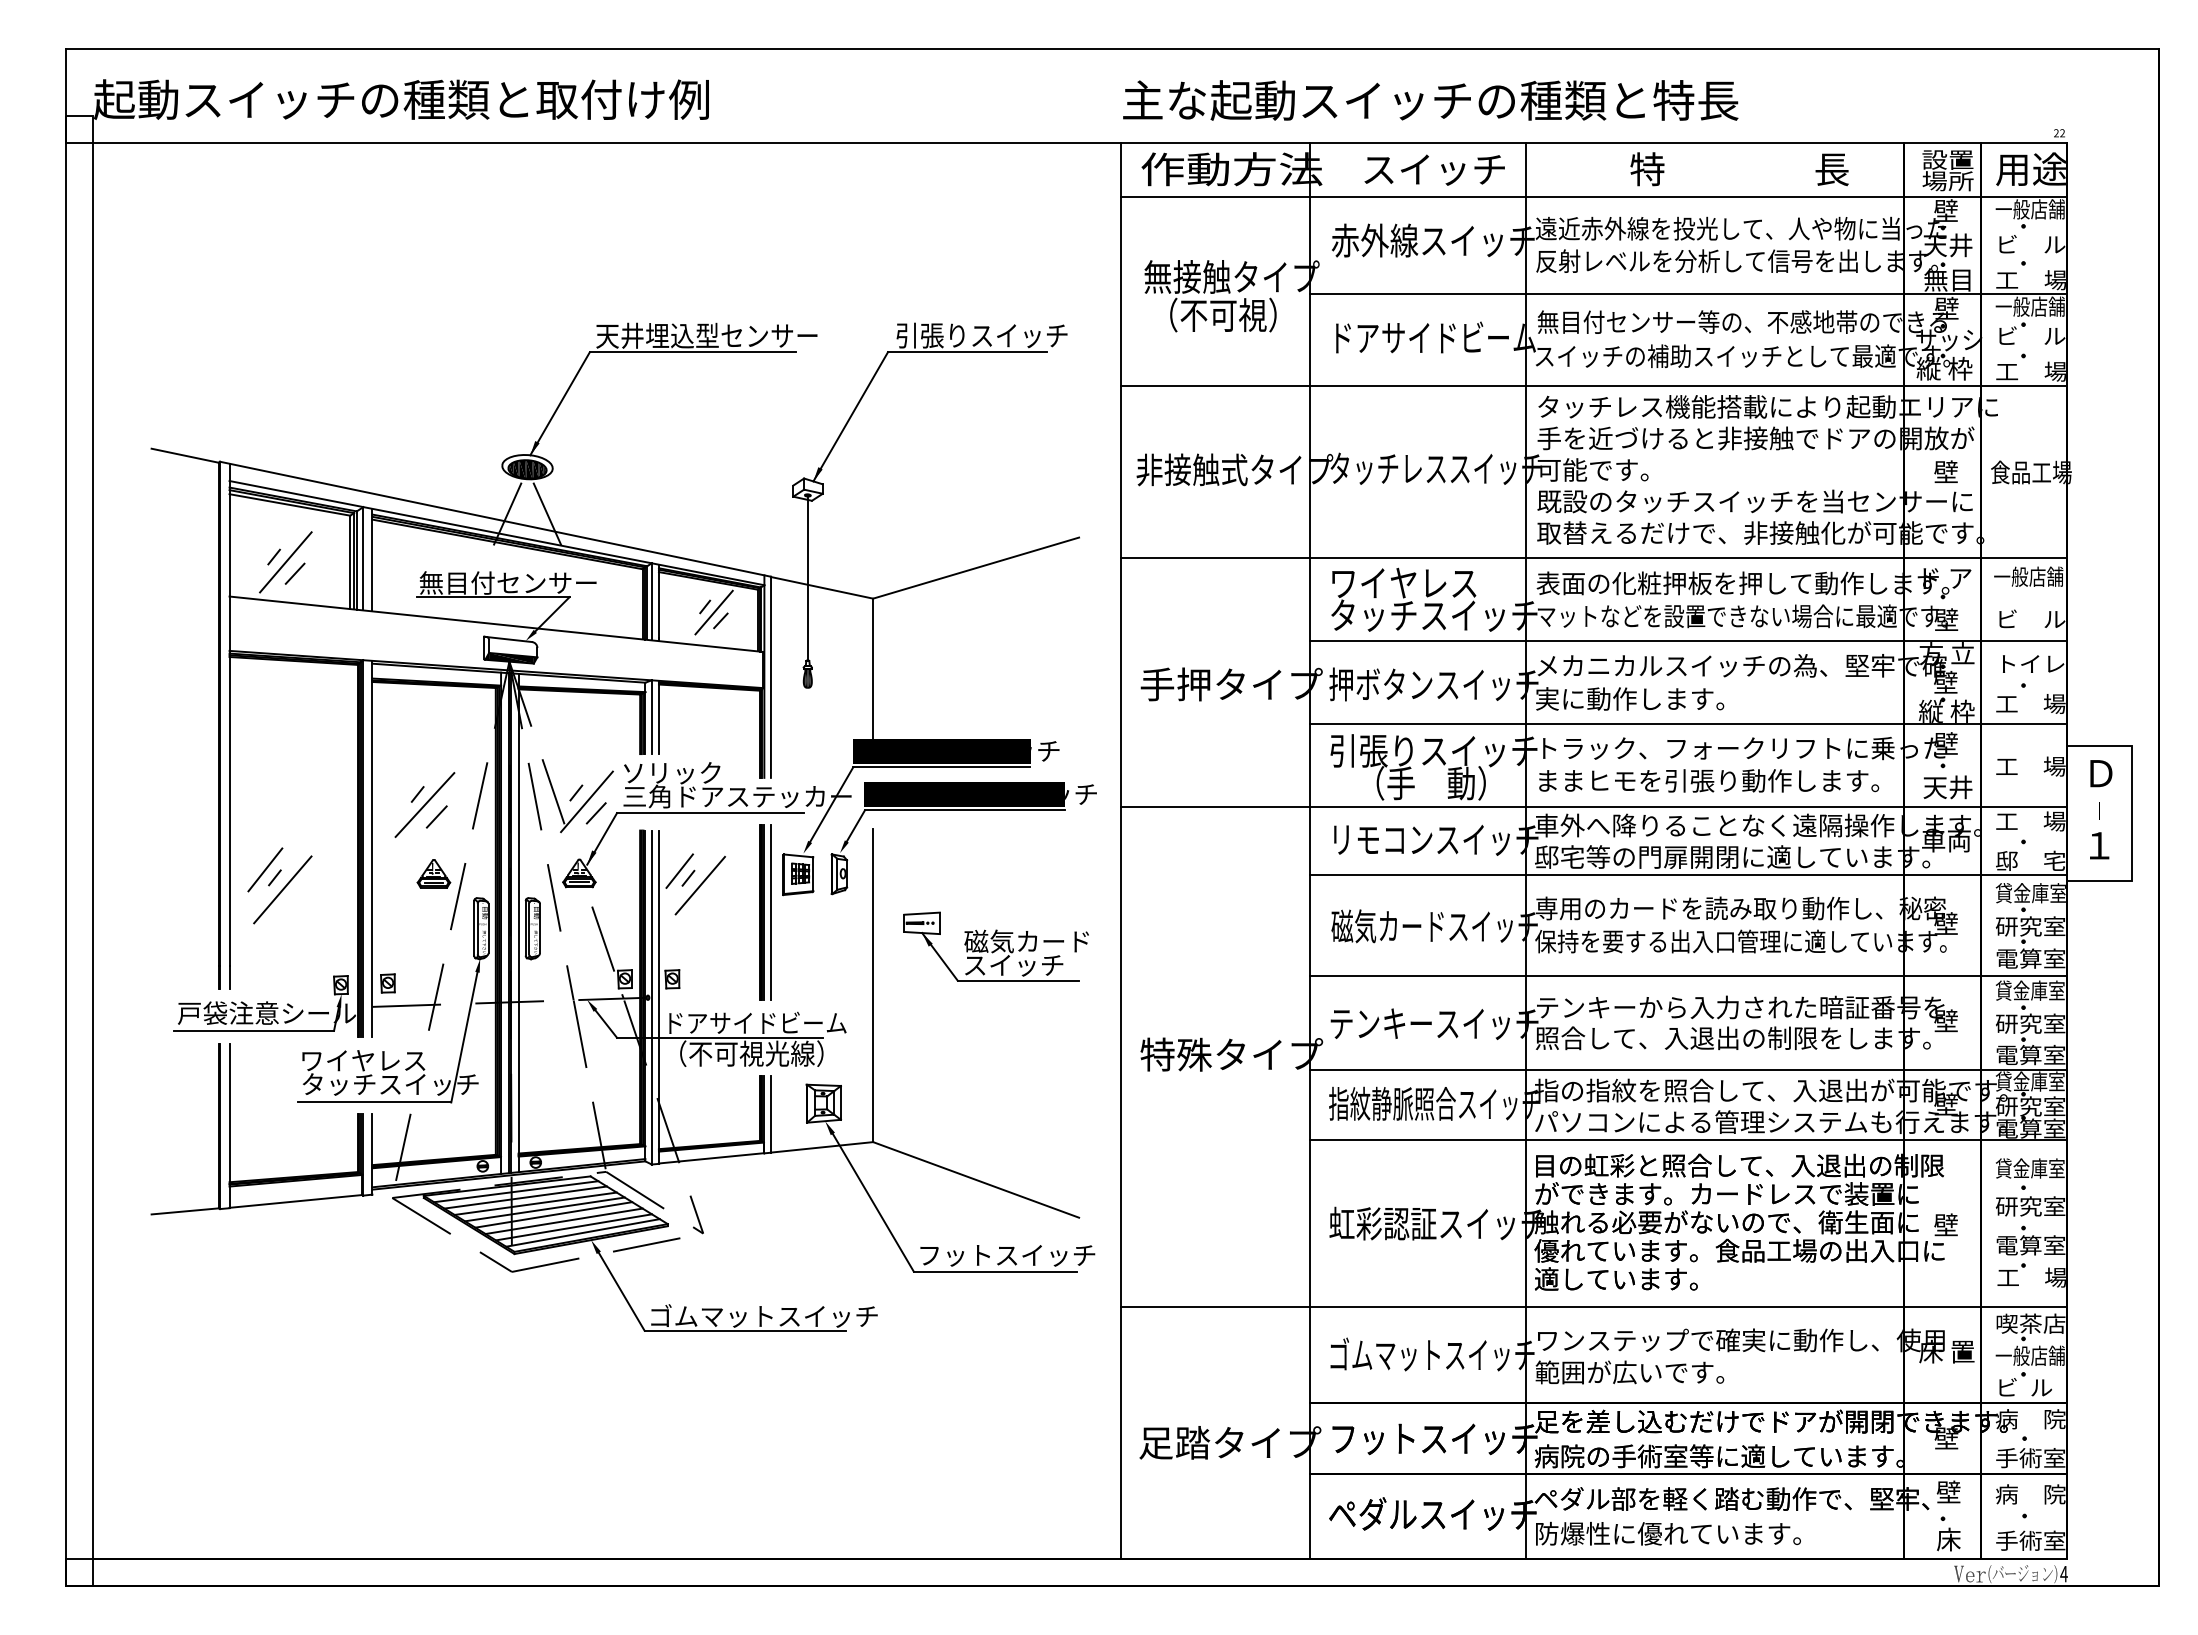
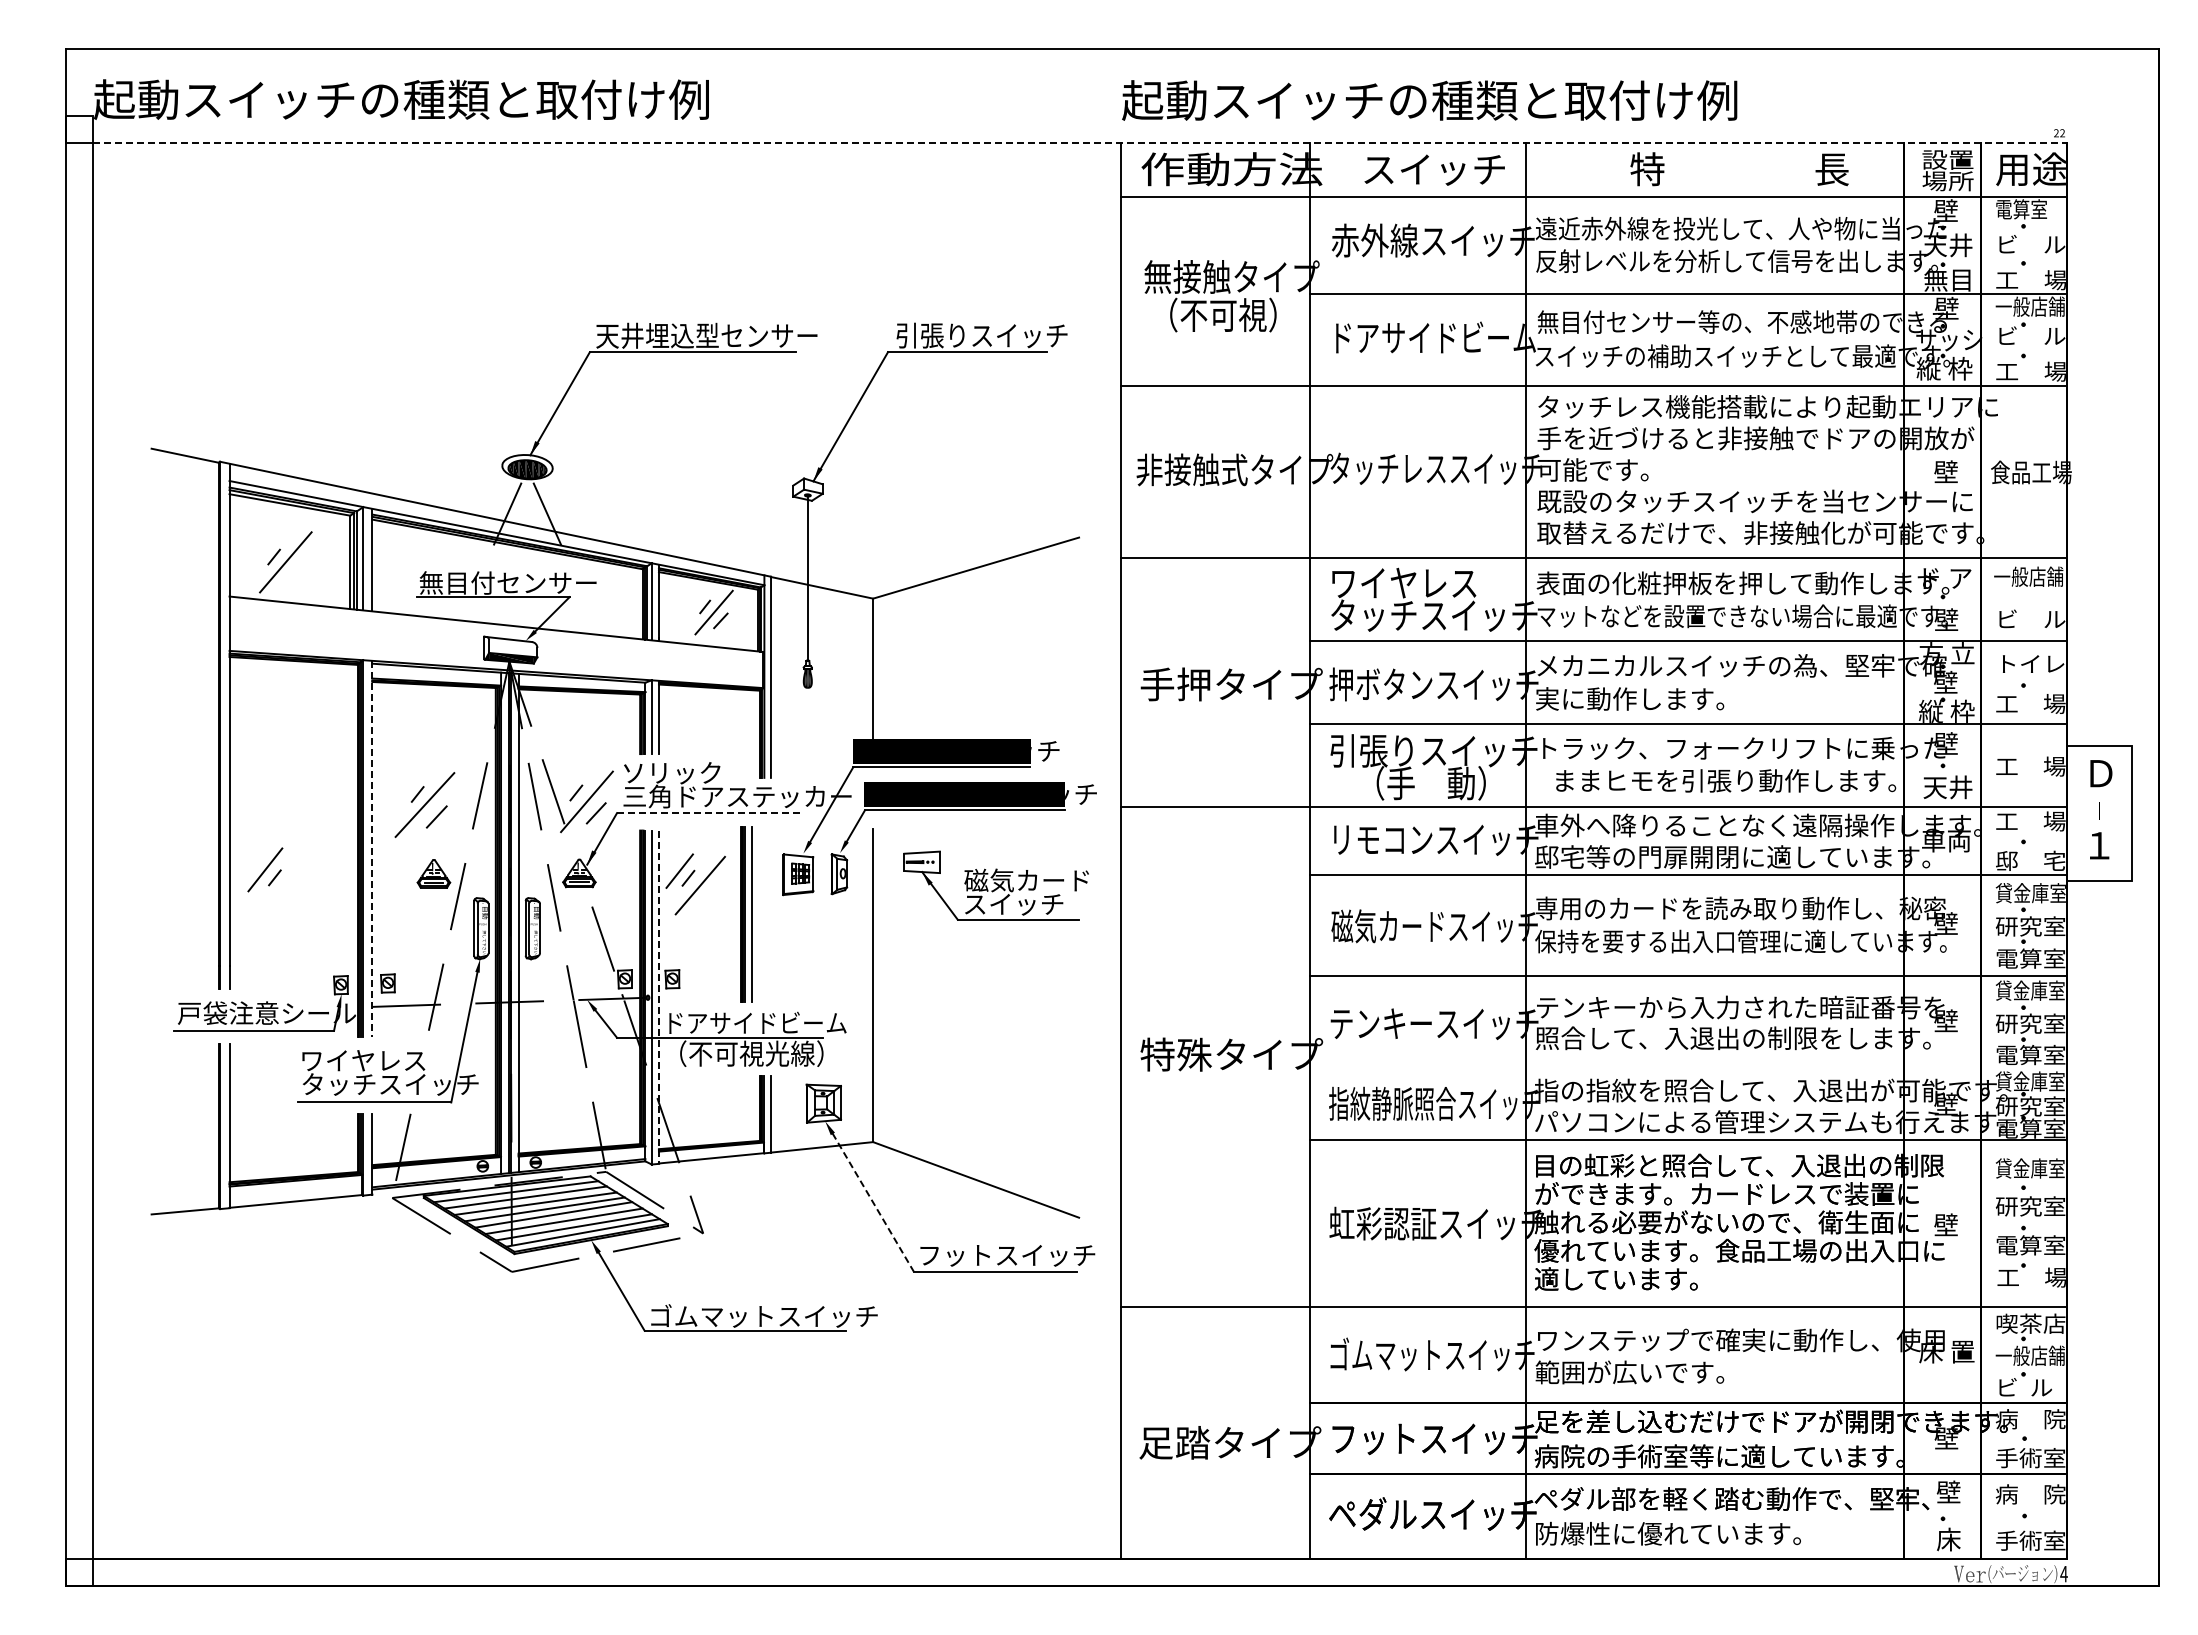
text: 主な起動スイッチの種類と特長 -> 起動スイッチの種類と取付け例 (1430, 100)
line: solid -> dashed (1080, 142)
text: 一般店舗 -> 電算室 (2029, 209)
line: present -> none (294, 573)
text position: (1709, 780) -> (1726, 780) (1726, 780)
line: solid -> dashed (710, 813)
line: solid -> dashed (372, 849)
line: present -> none (282, 889)
part position: (765, 912) -> (746, 914) (746, 914)
part position: (995, 946) -> (995, 885) (995, 885)
line: solid -> dashed (658, 997)
line: present -> none (1688, 1070)
line: solid -> dashed (873, 1202)
